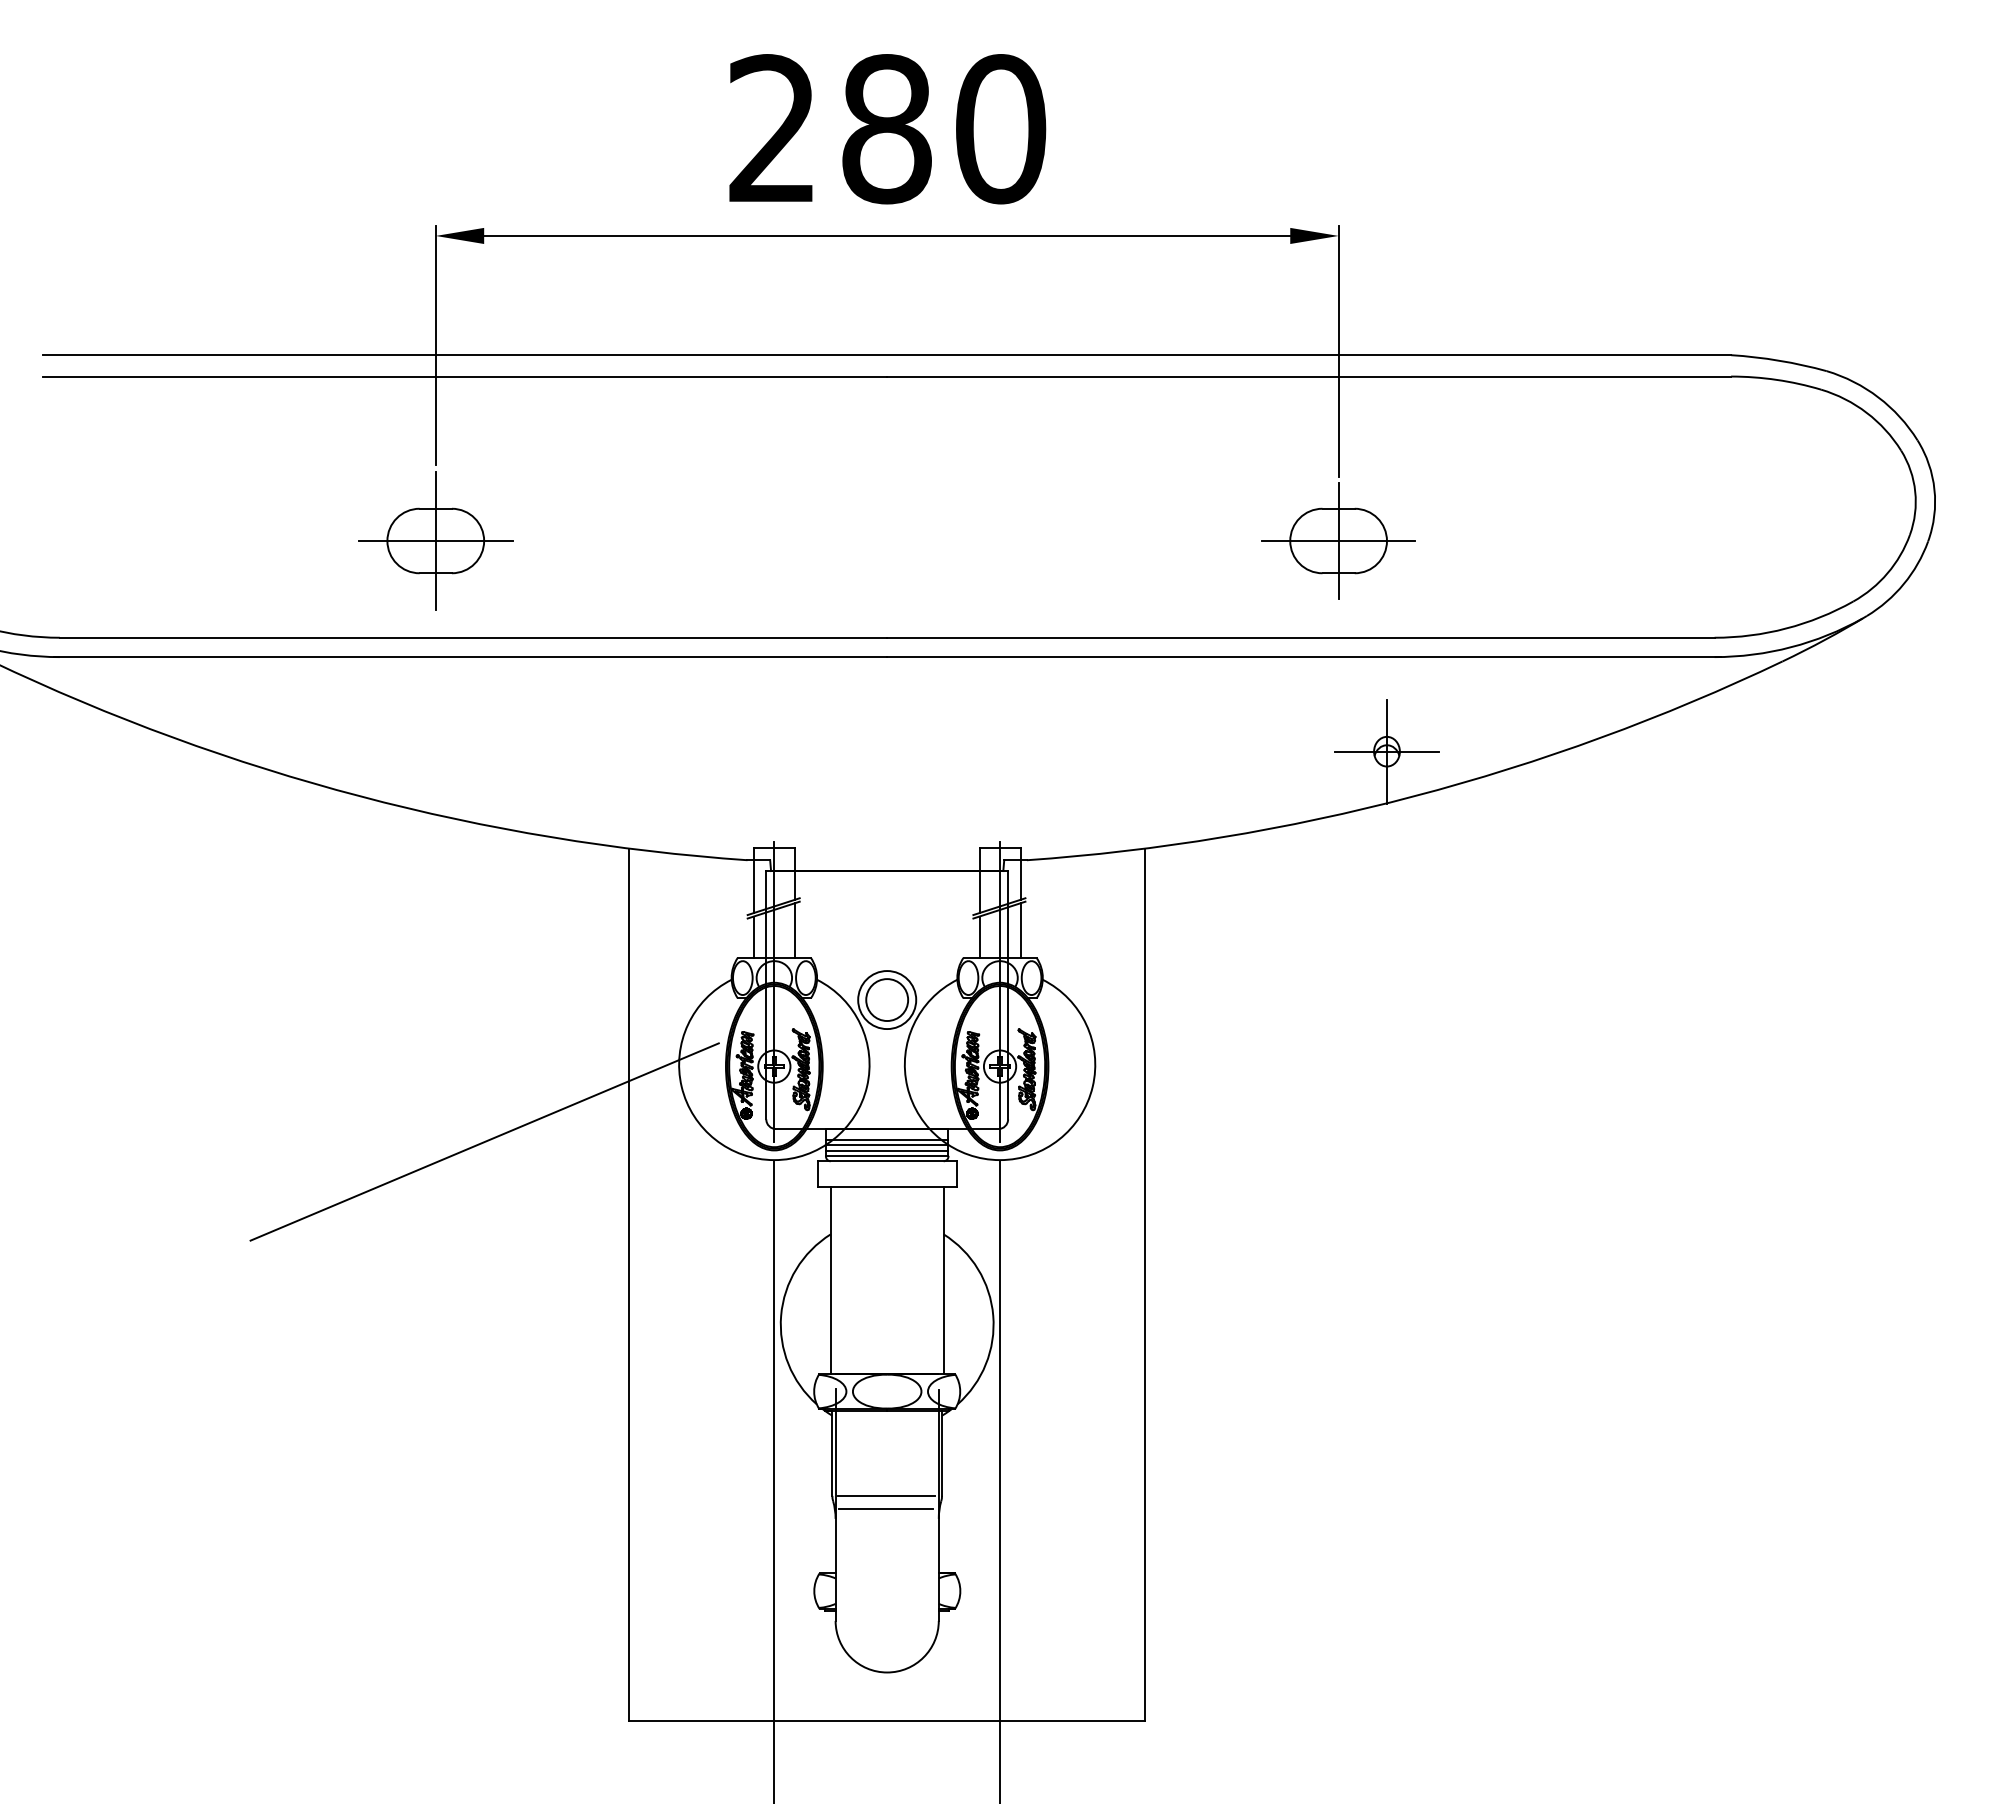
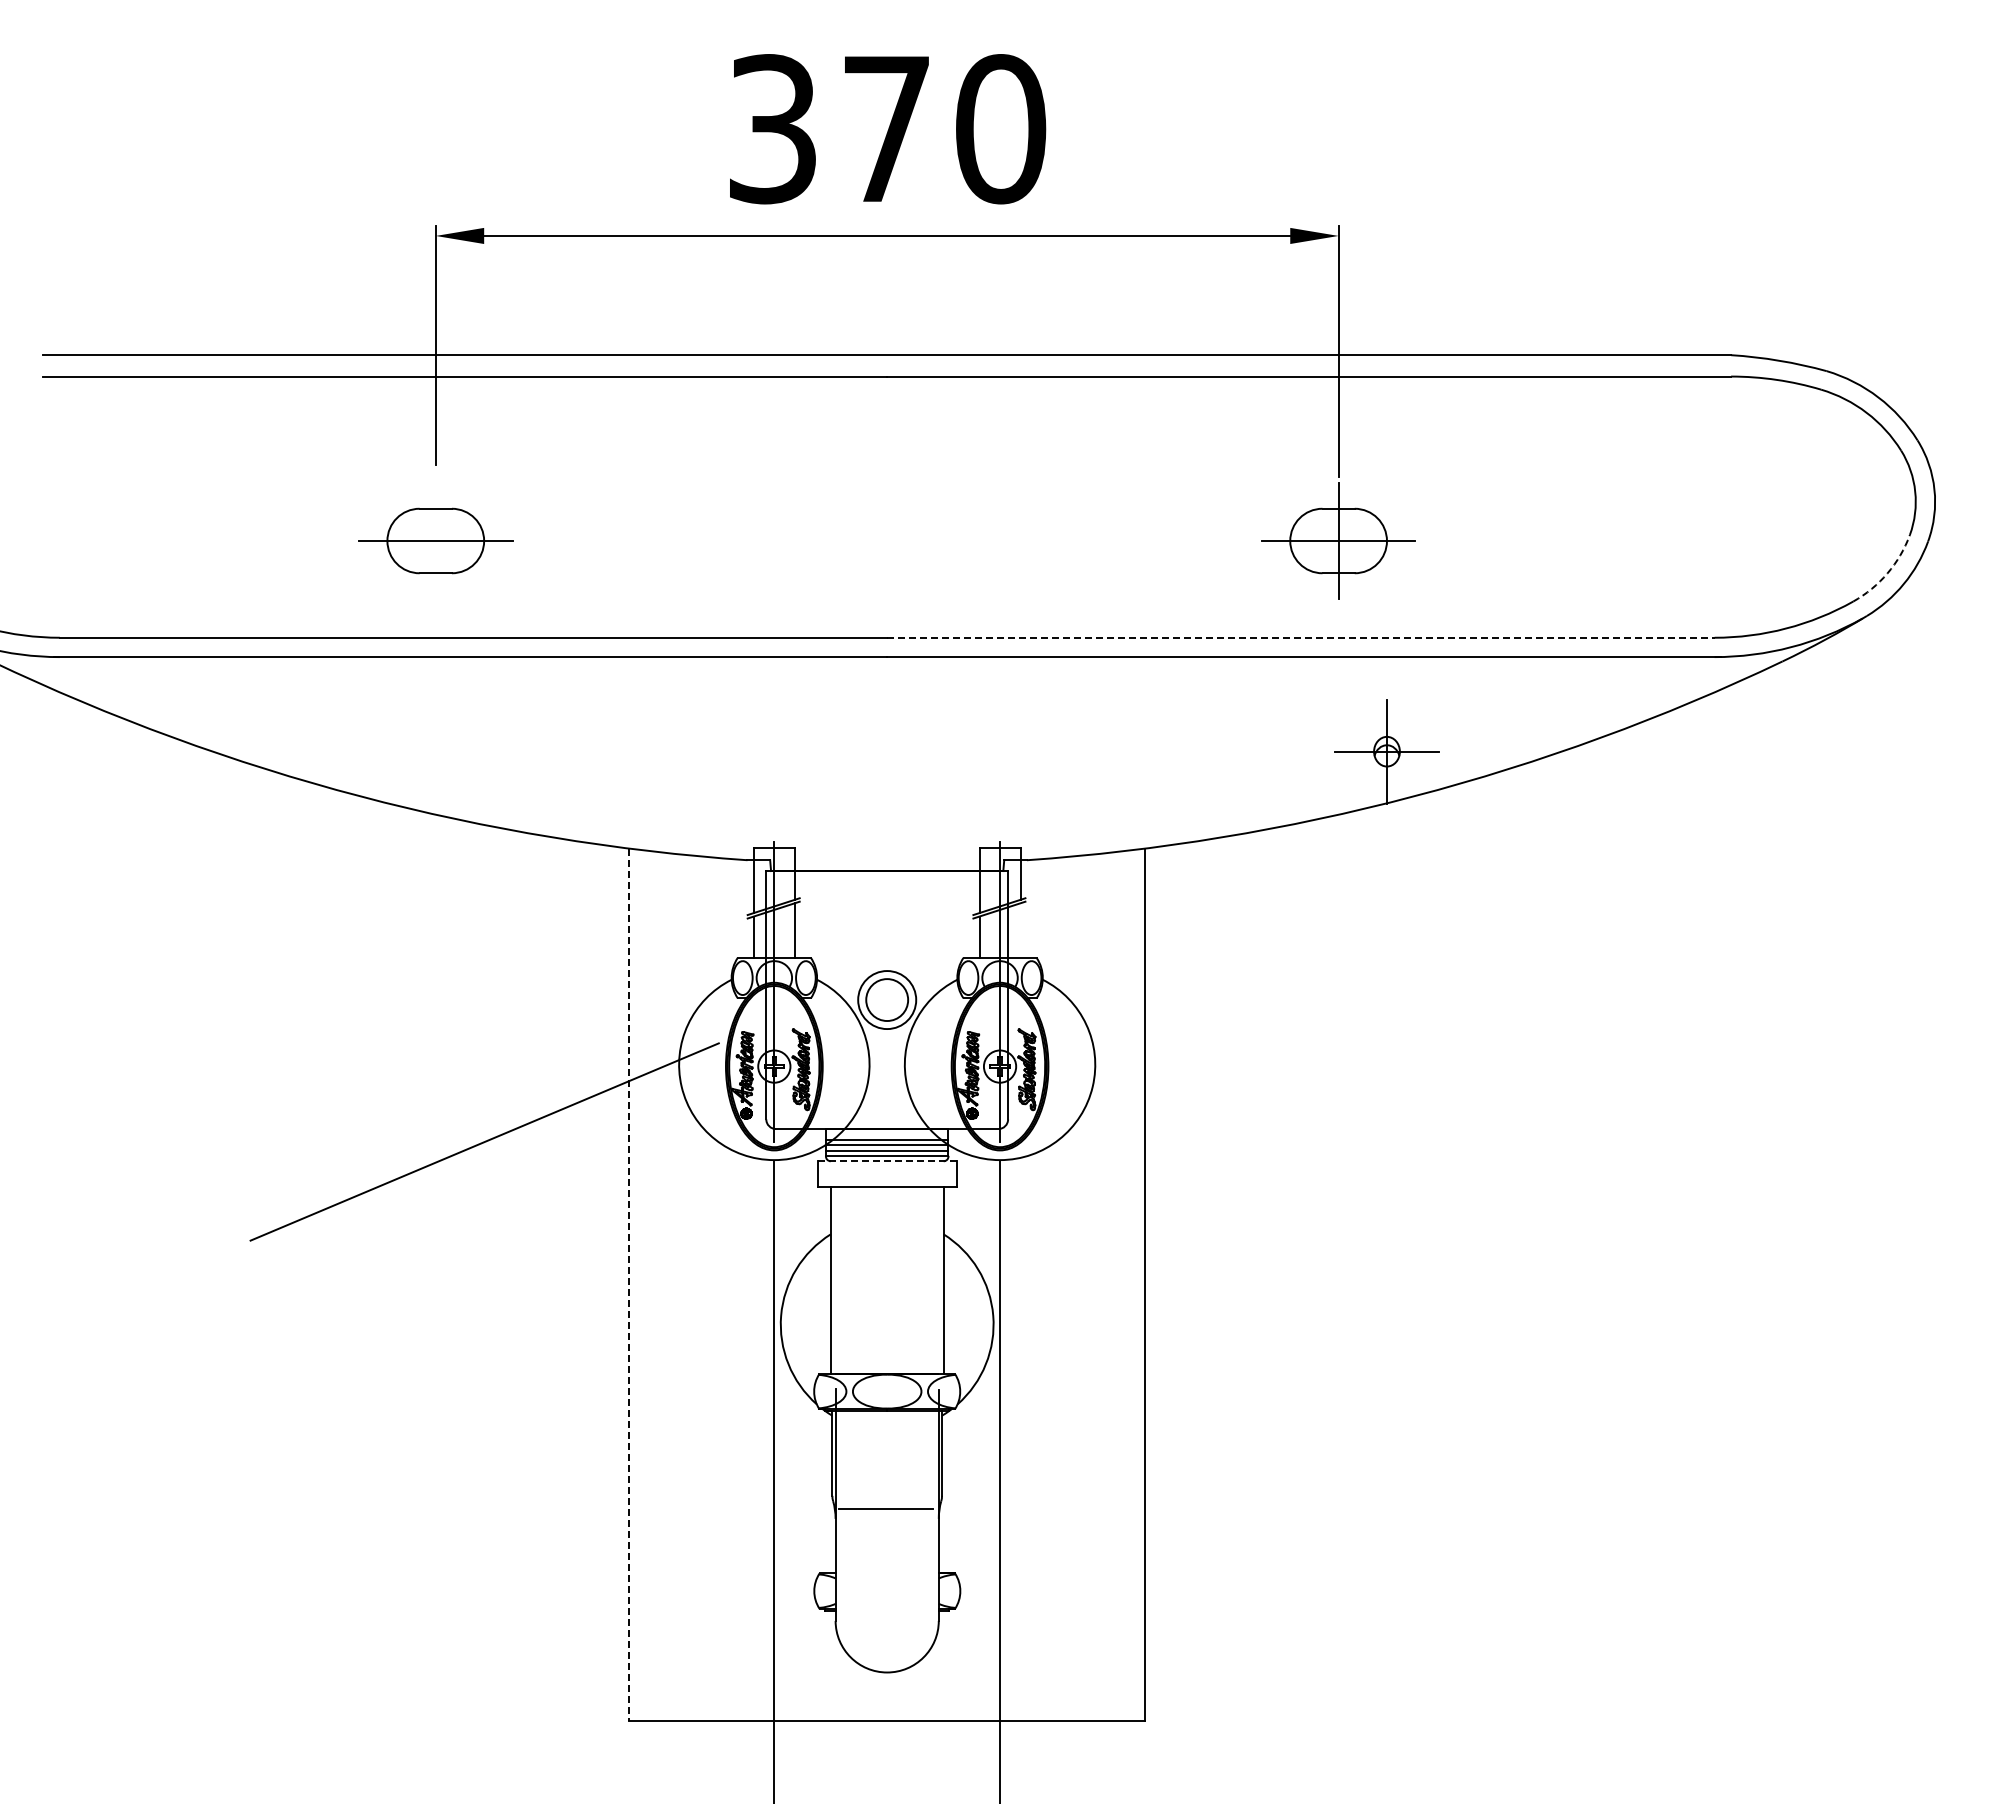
text: 280 -> 370 (830, 129)
line: present -> none (435, 540)
arc: solid -> dashed (1887, 573)
line: solid -> dashed (1300, 637)
line: present -> none (1020, 930)
line: solid -> dashed (887, 1161)
line: solid -> dashed (629, 1285)
line: present -> none (886, 1495)
